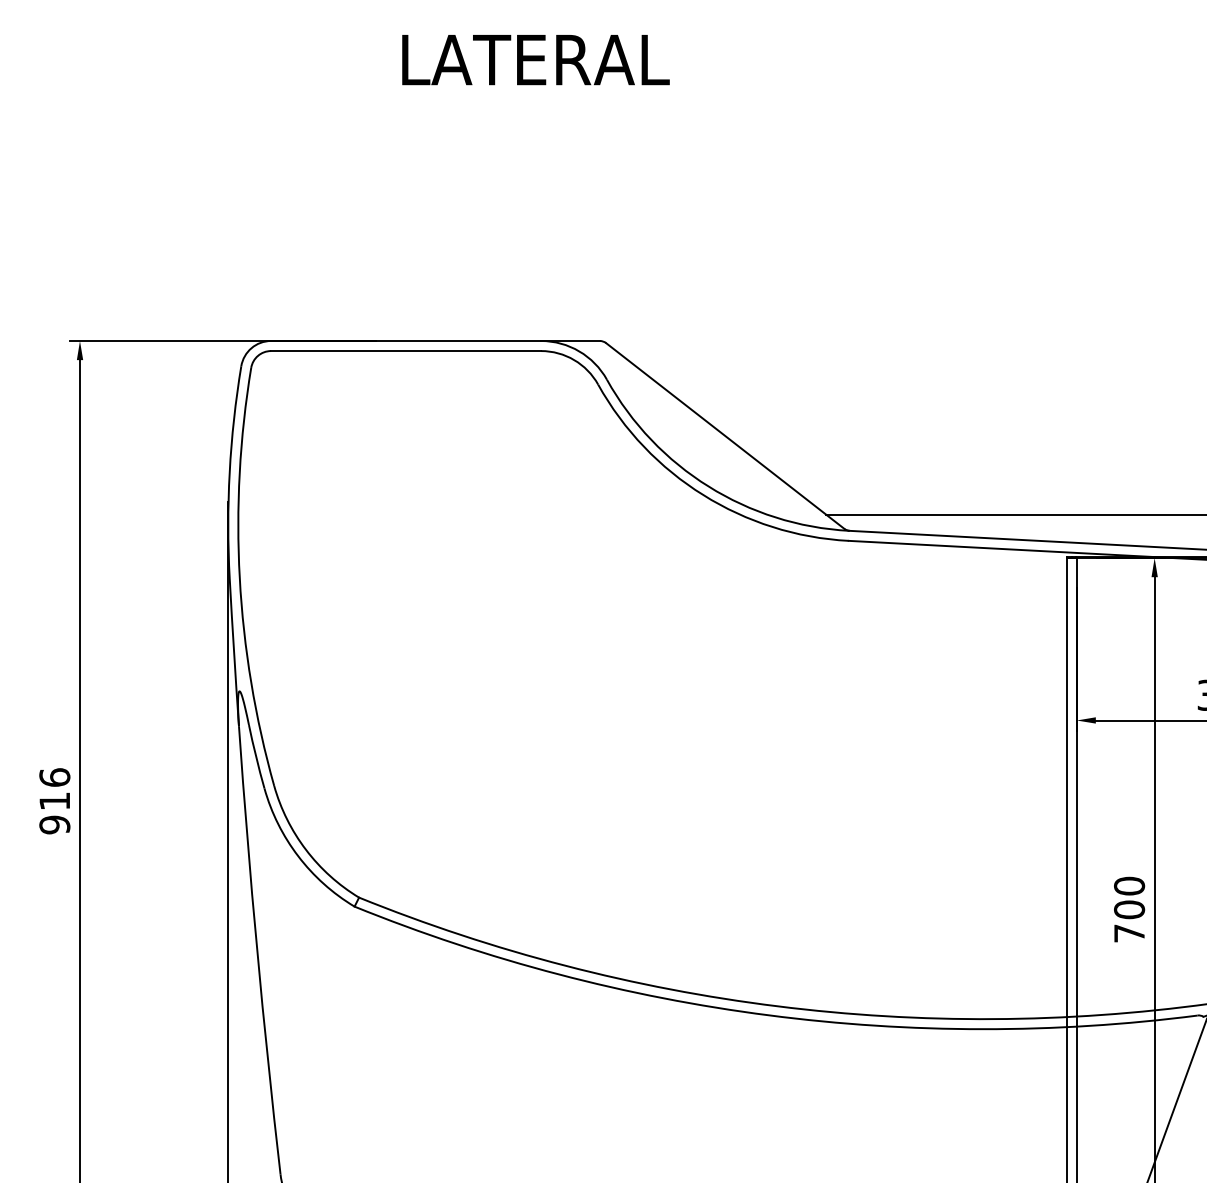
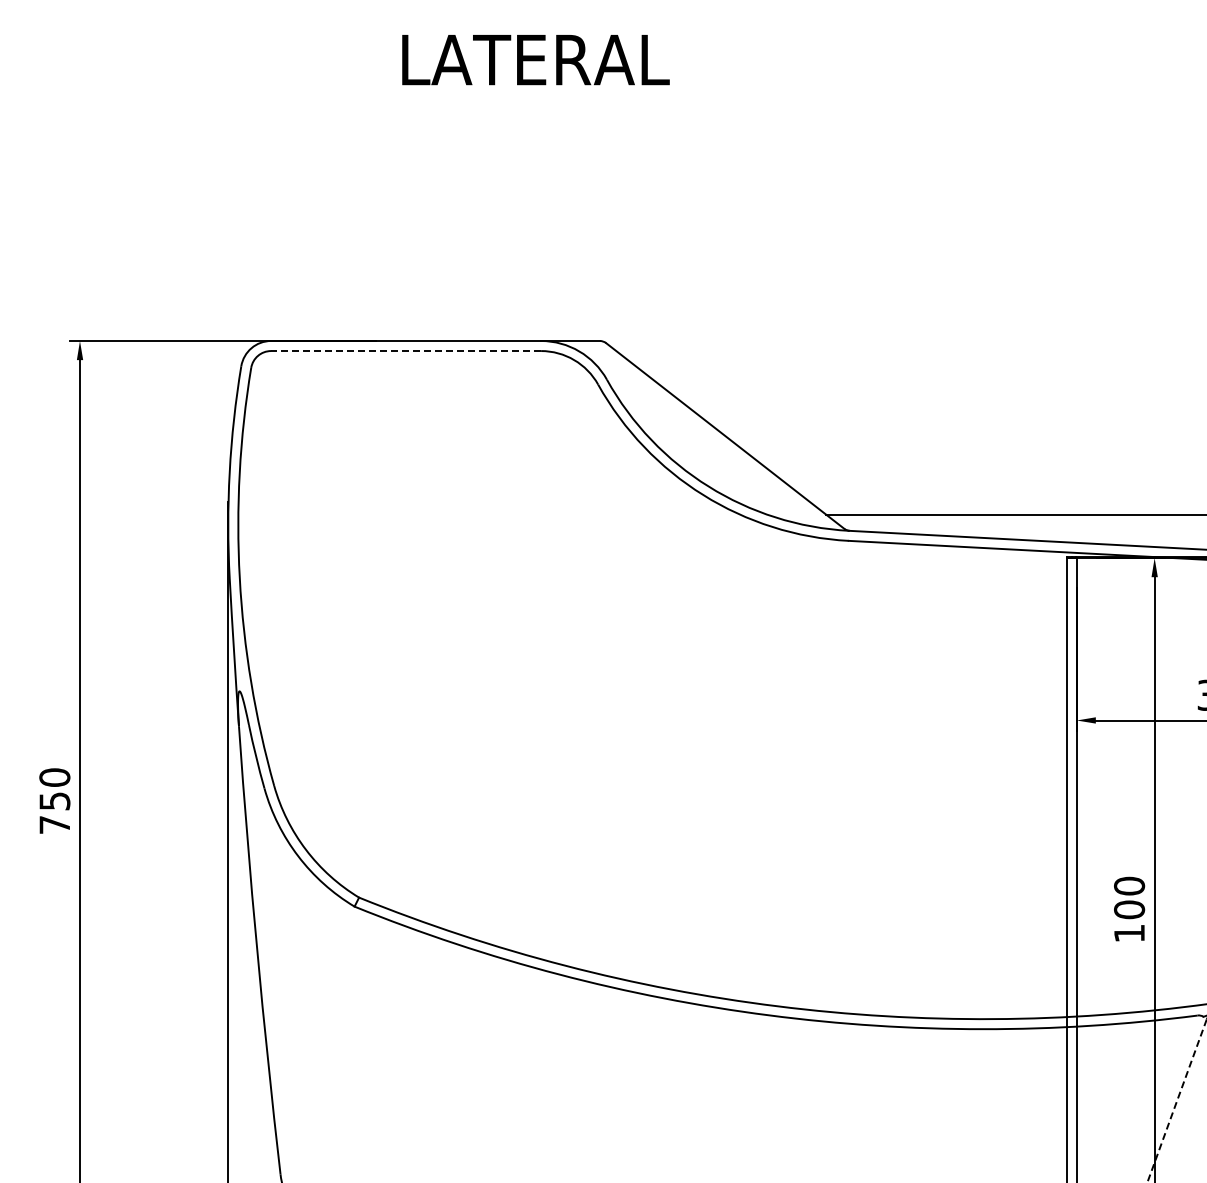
line: solid -> dashed (405, 351)
text: 916 -> 750 (54, 801)
text: 700 -> 100 (1129, 933)
line: solid -> dashed (1176, 1101)
